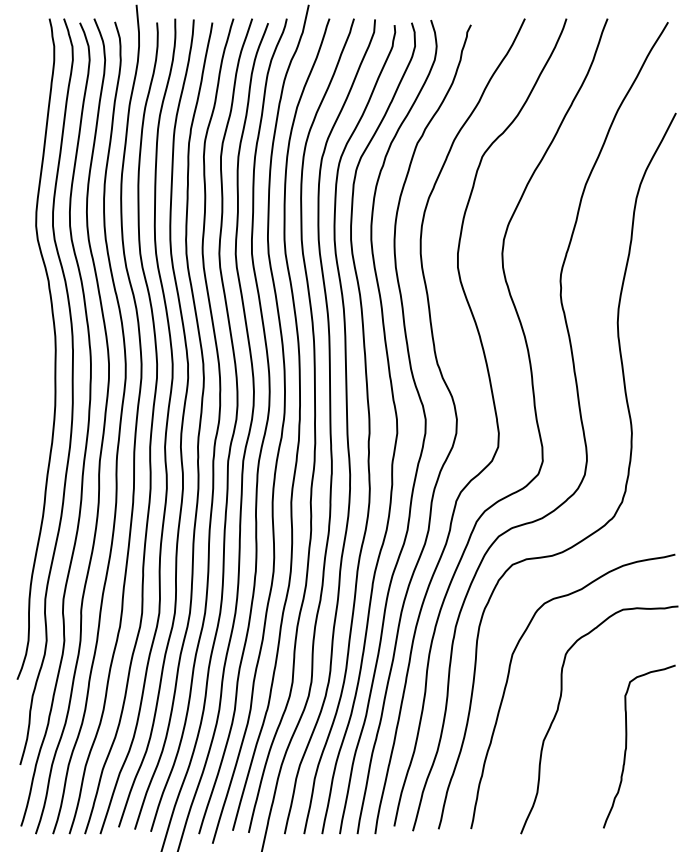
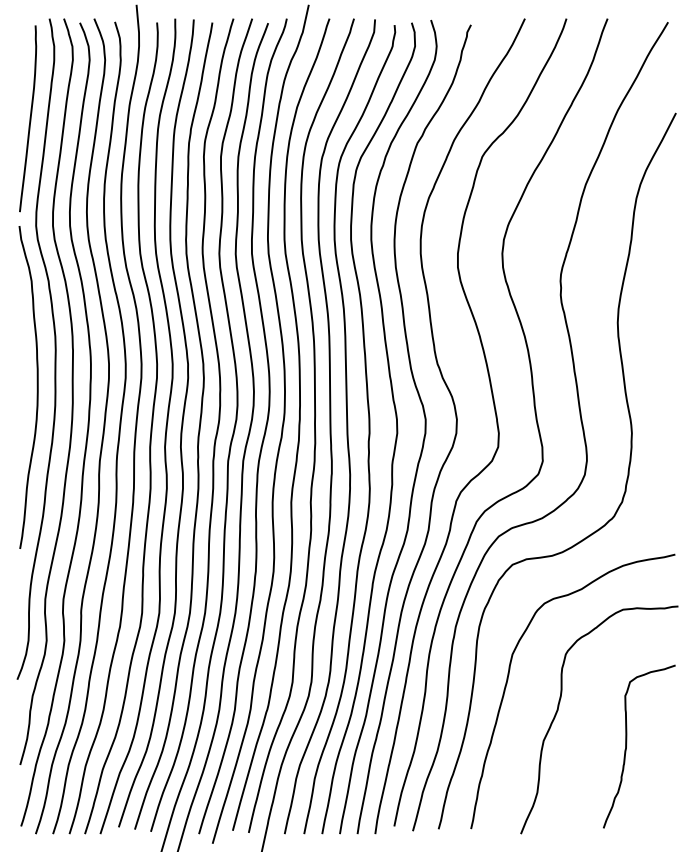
curve: none -> present (29, 118)
curve: none -> present (36, 387)
